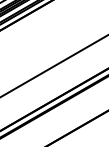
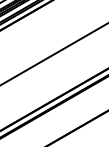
line position: (53, 66) -> (53, 54) (53, 54)
